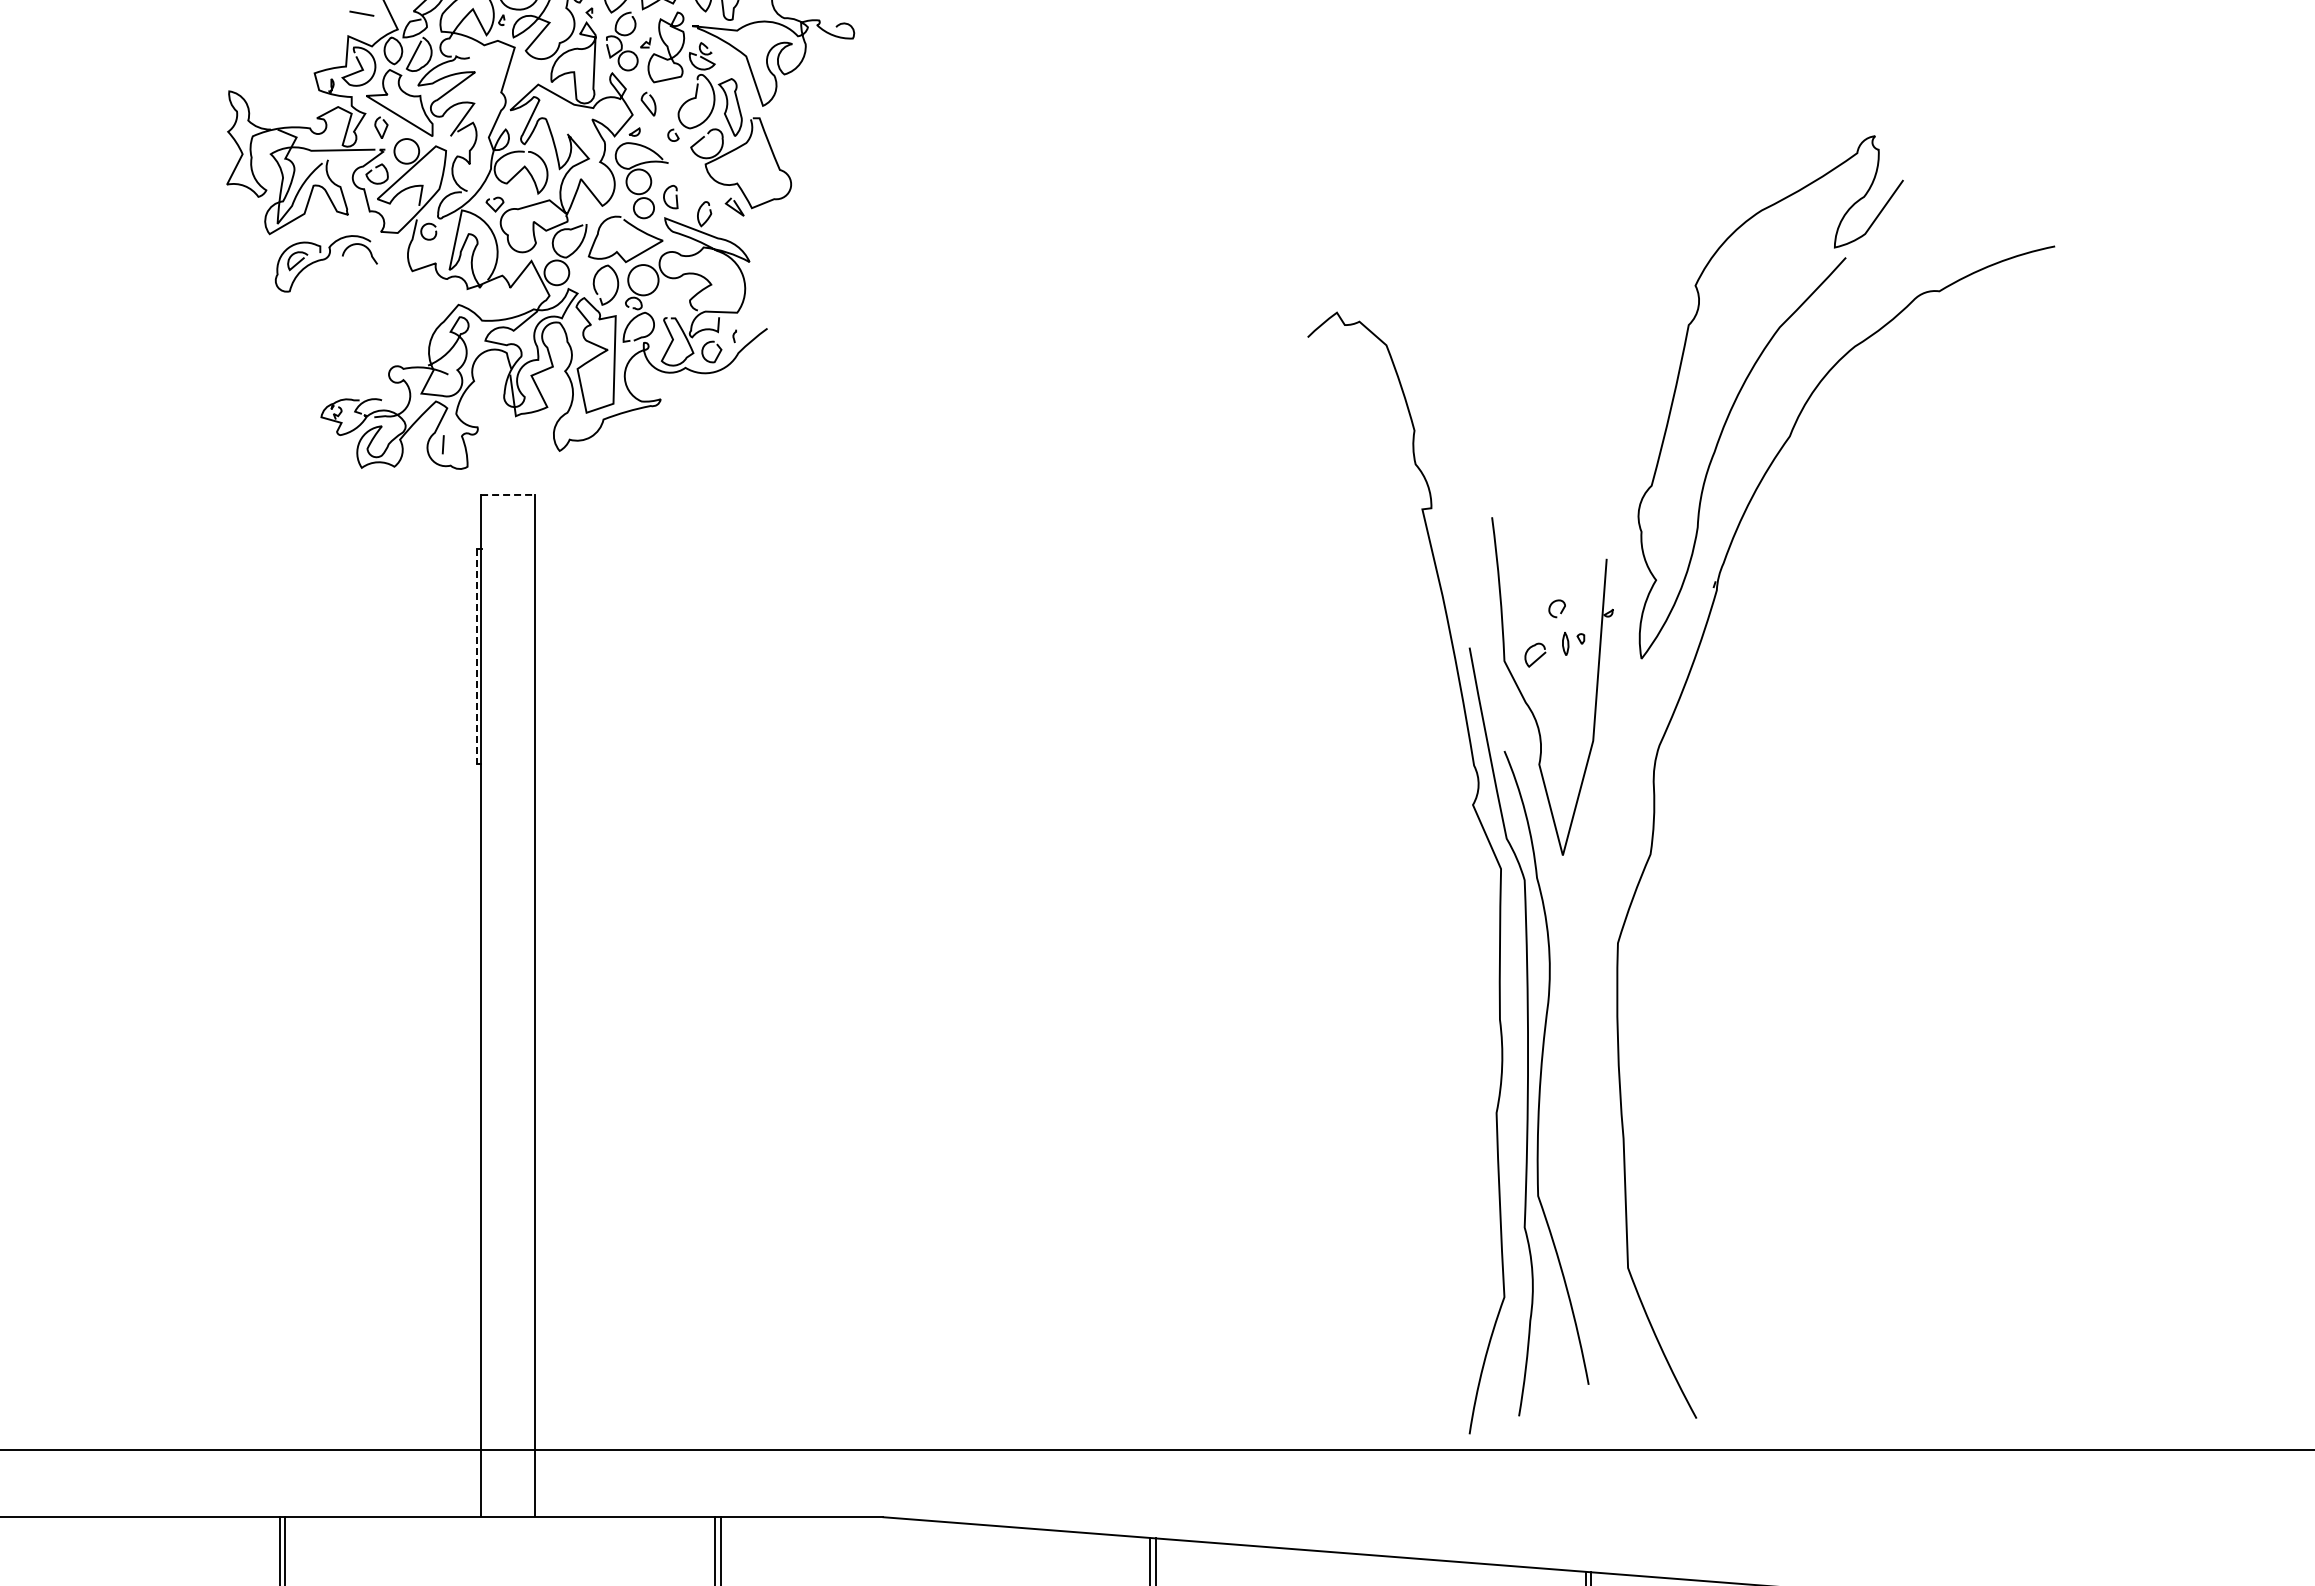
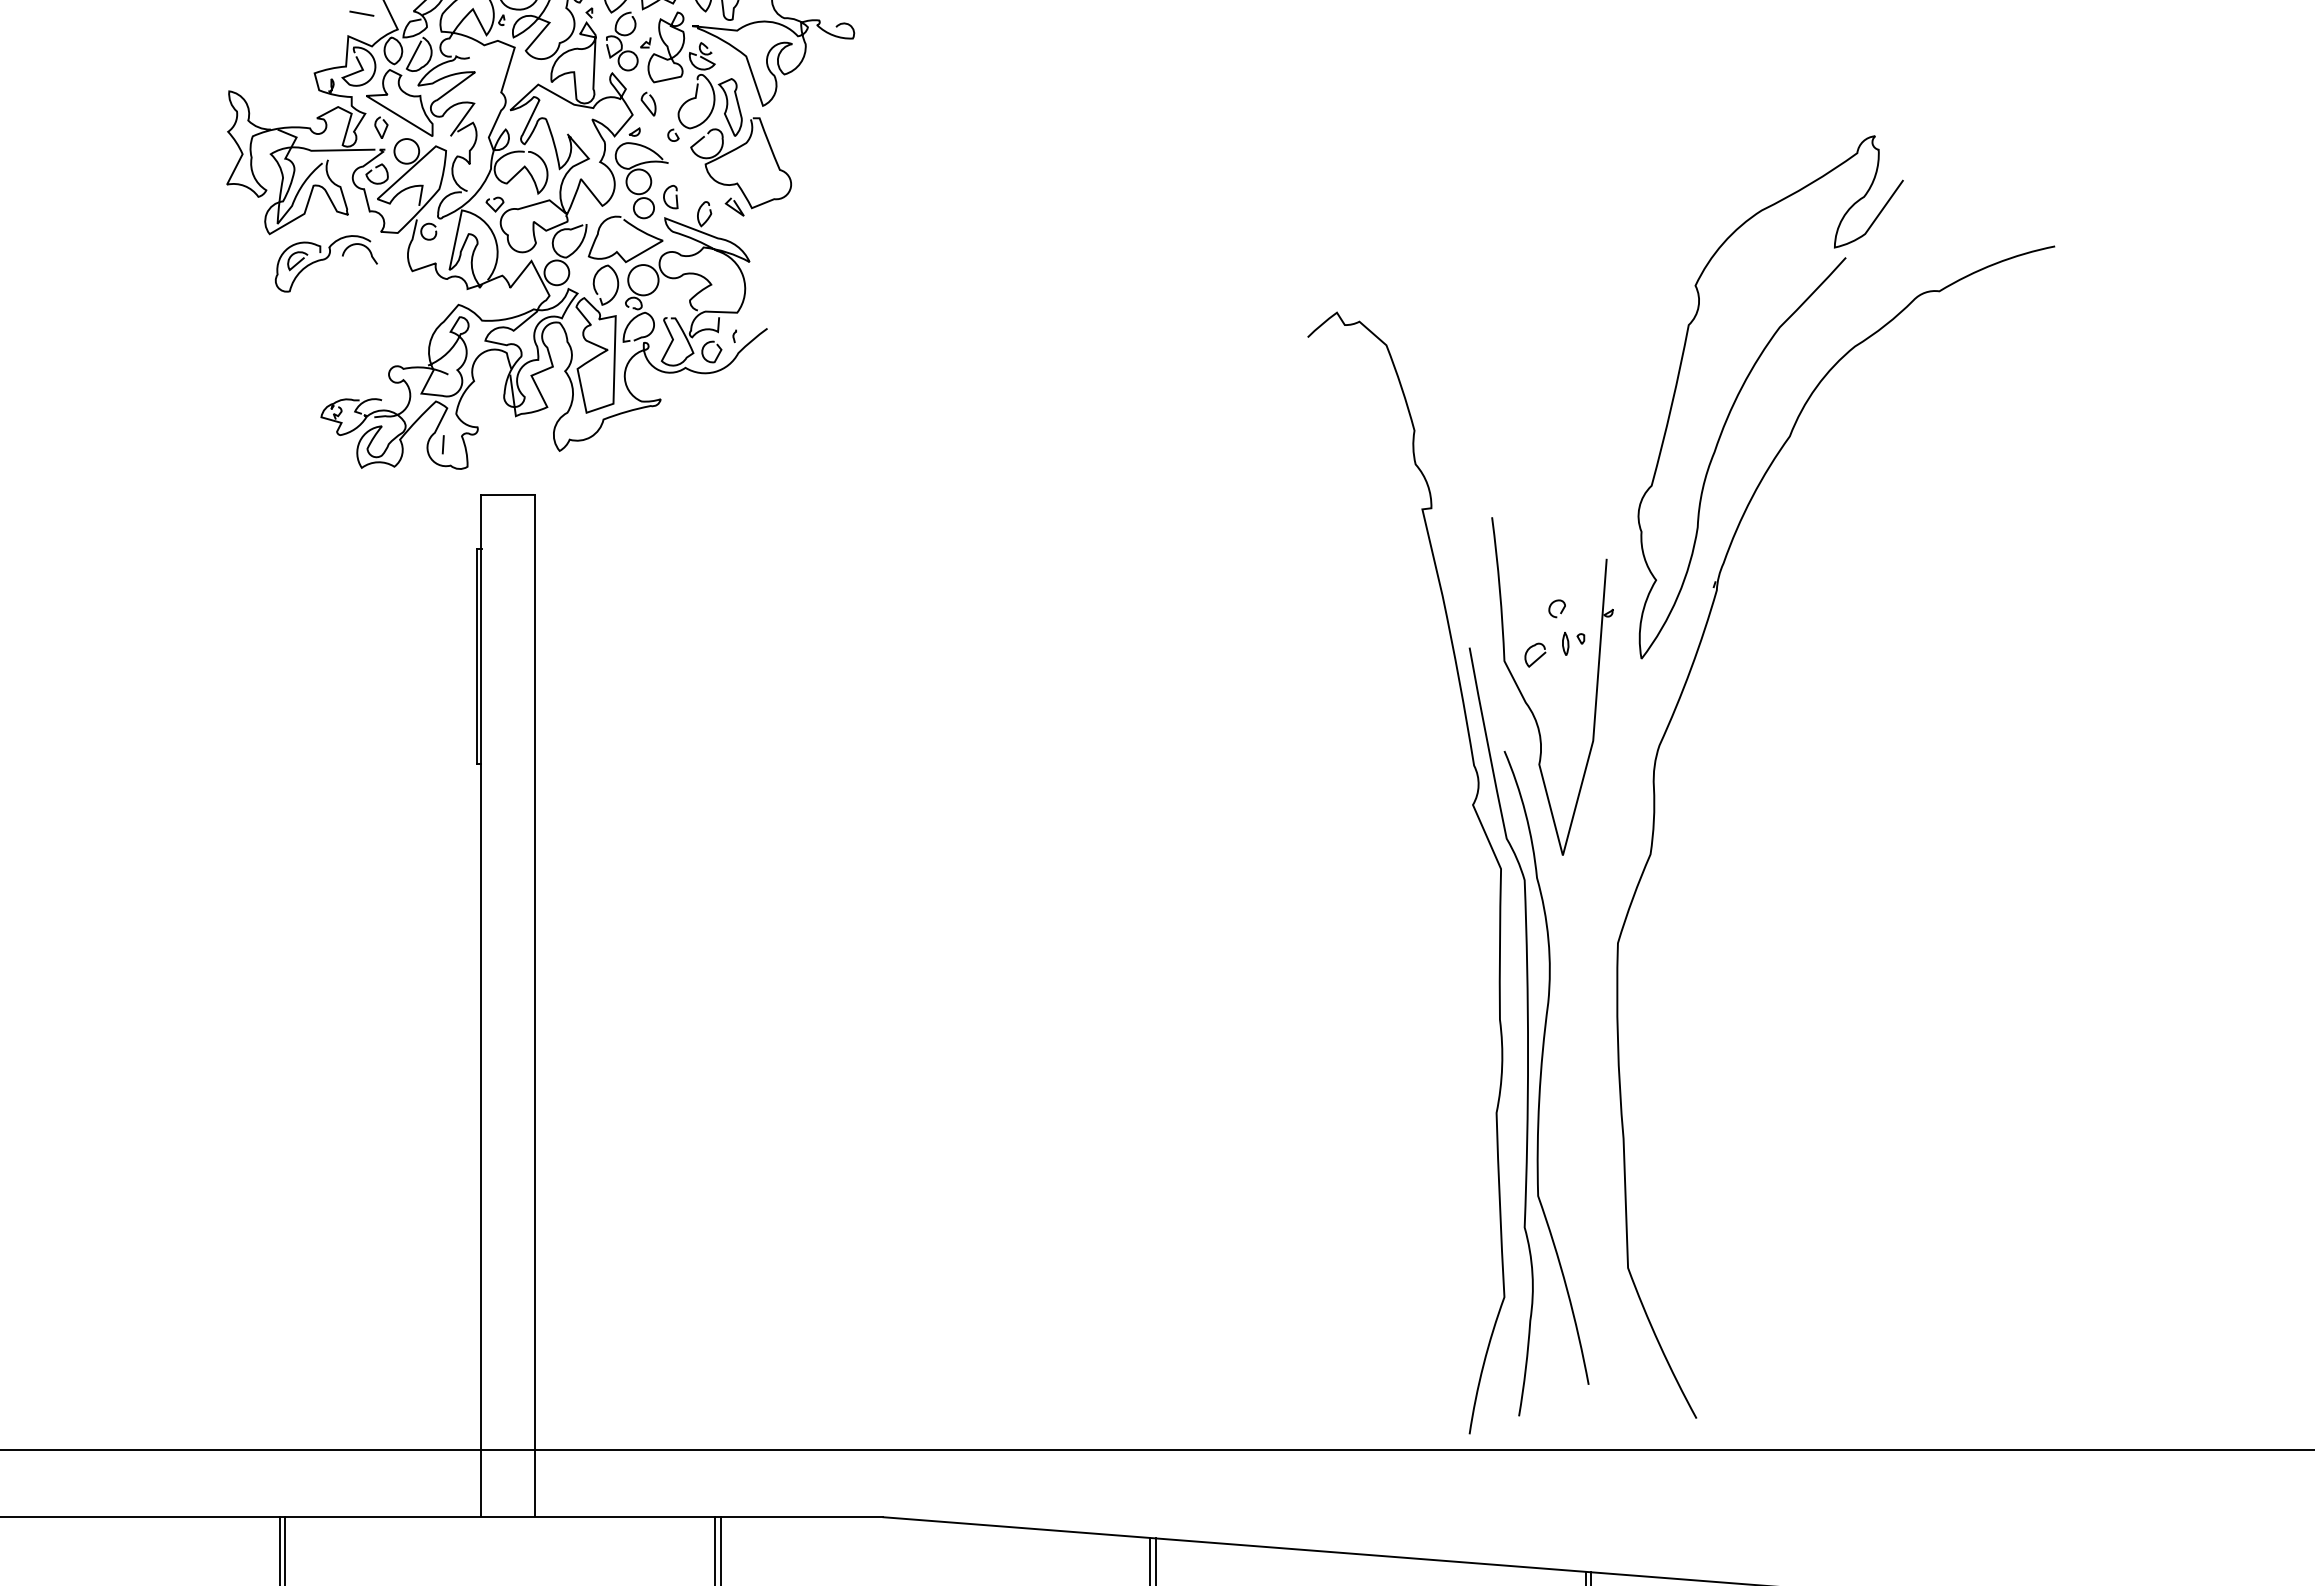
line: dashed -> solid (507, 495)
line: dashed -> solid (476, 656)
